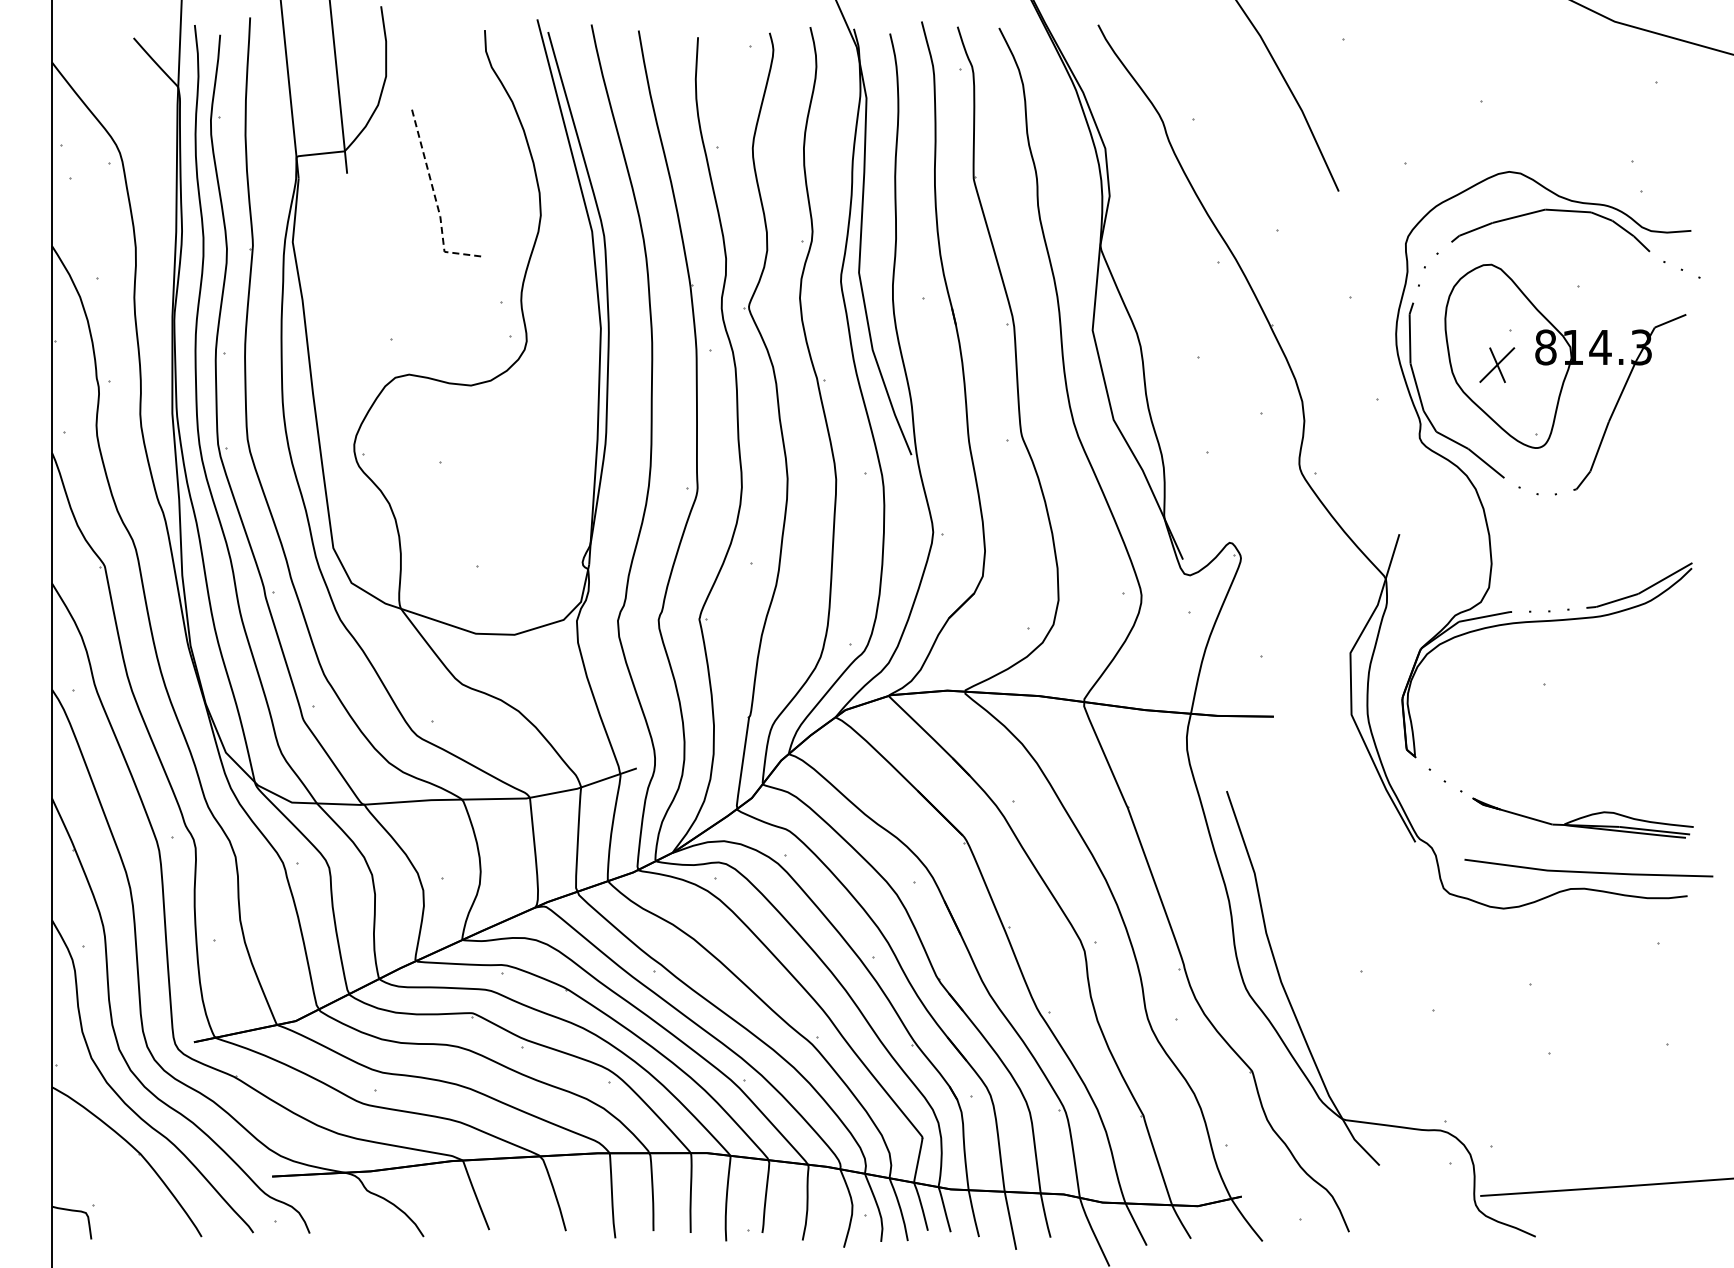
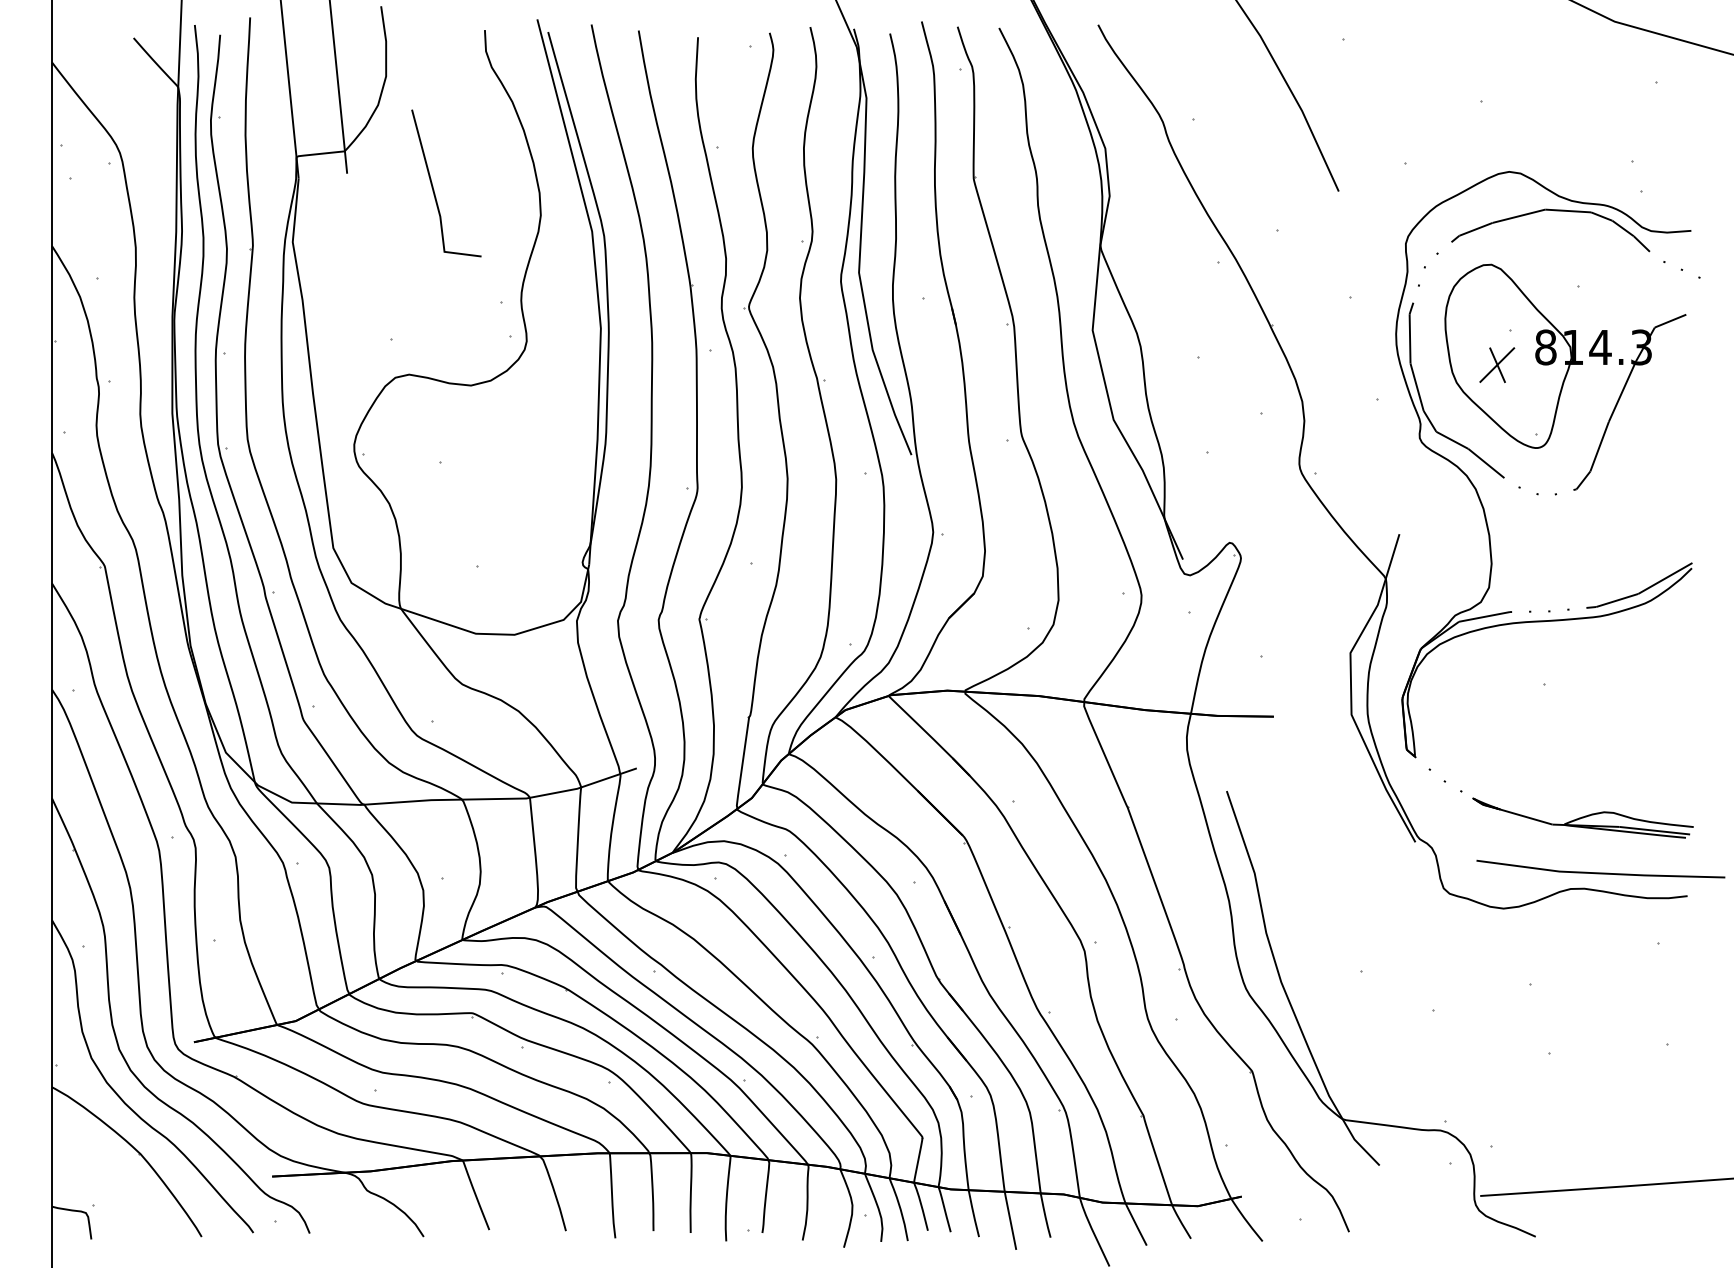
line: dashed -> solid (436, 200)
line position: (1588, 871) -> (1600, 872) (1600, 872)
